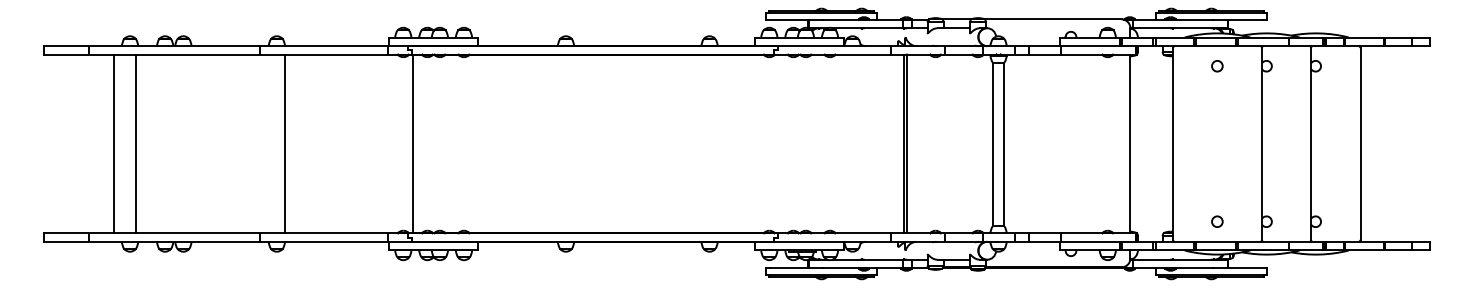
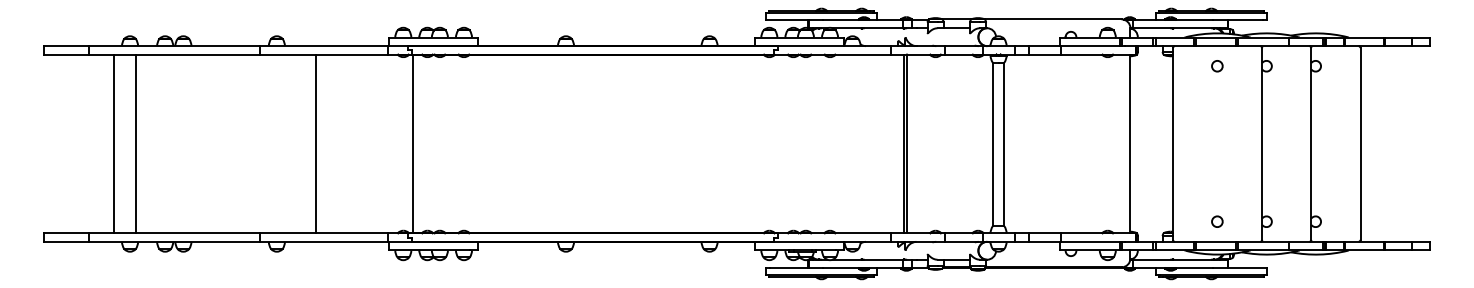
line position: (284, 143) -> (315, 143) (315, 143)
